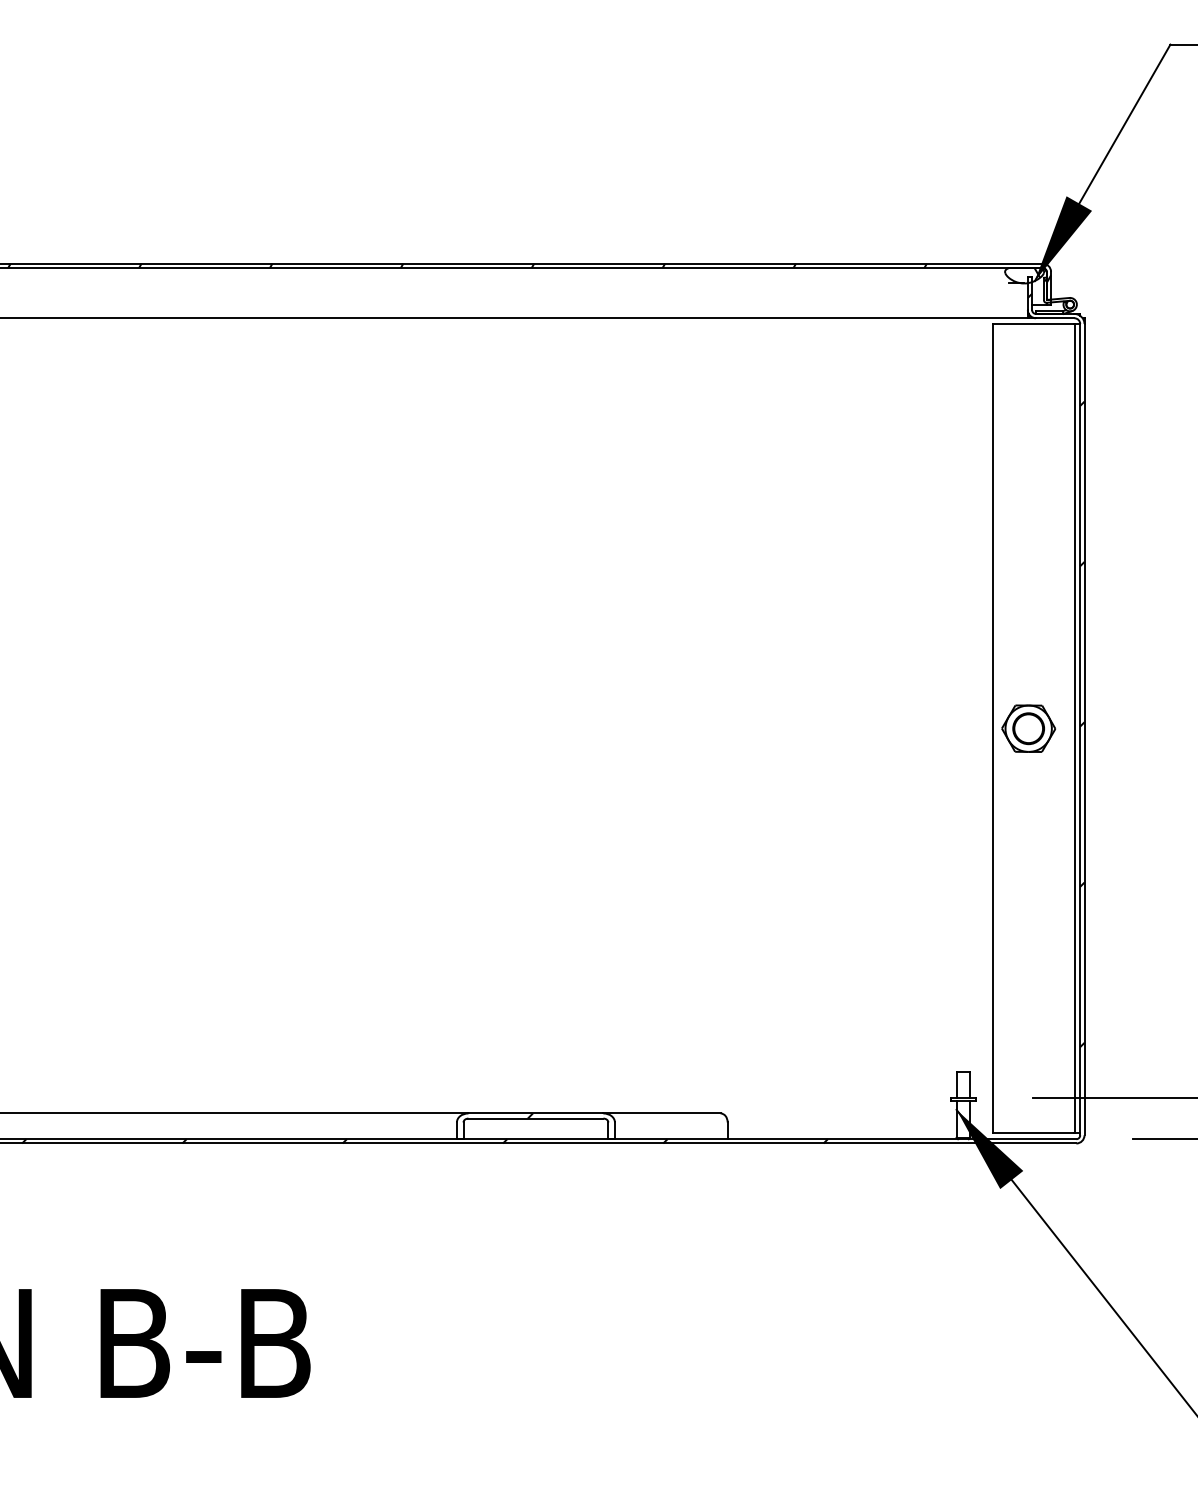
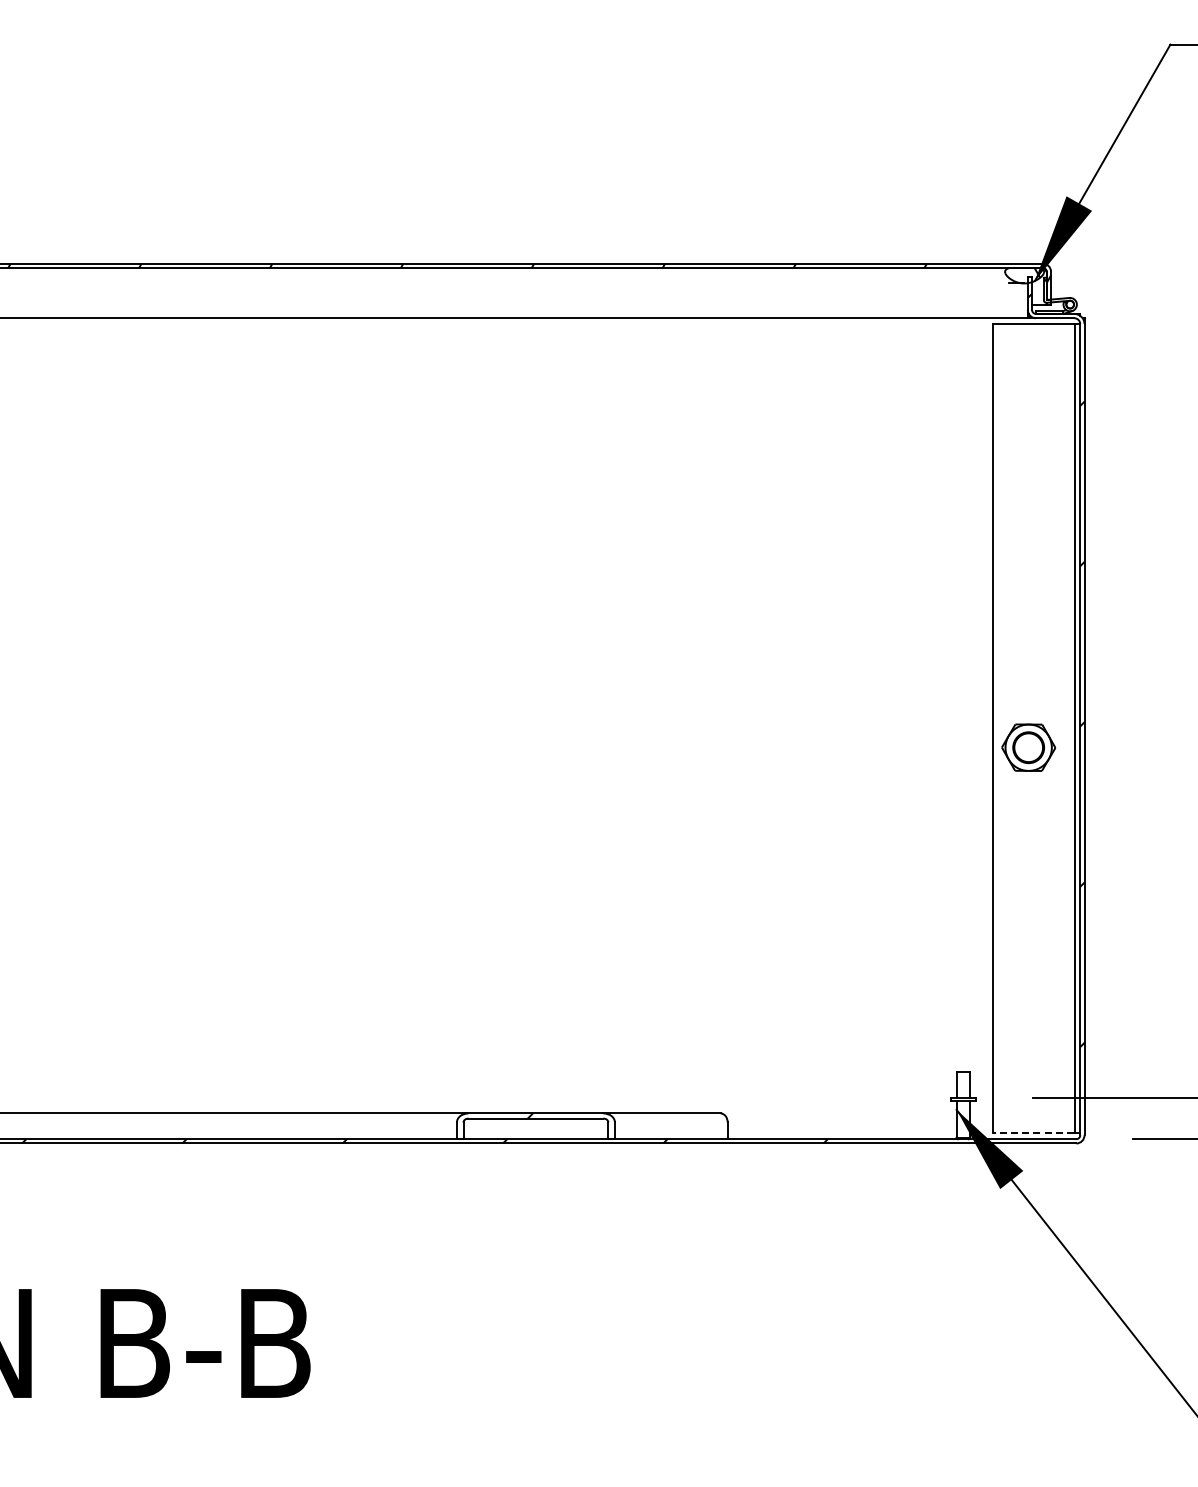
part position: (1028, 728) -> (1028, 747) (1028, 747)
line: solid -> dashed (1033, 1133)
